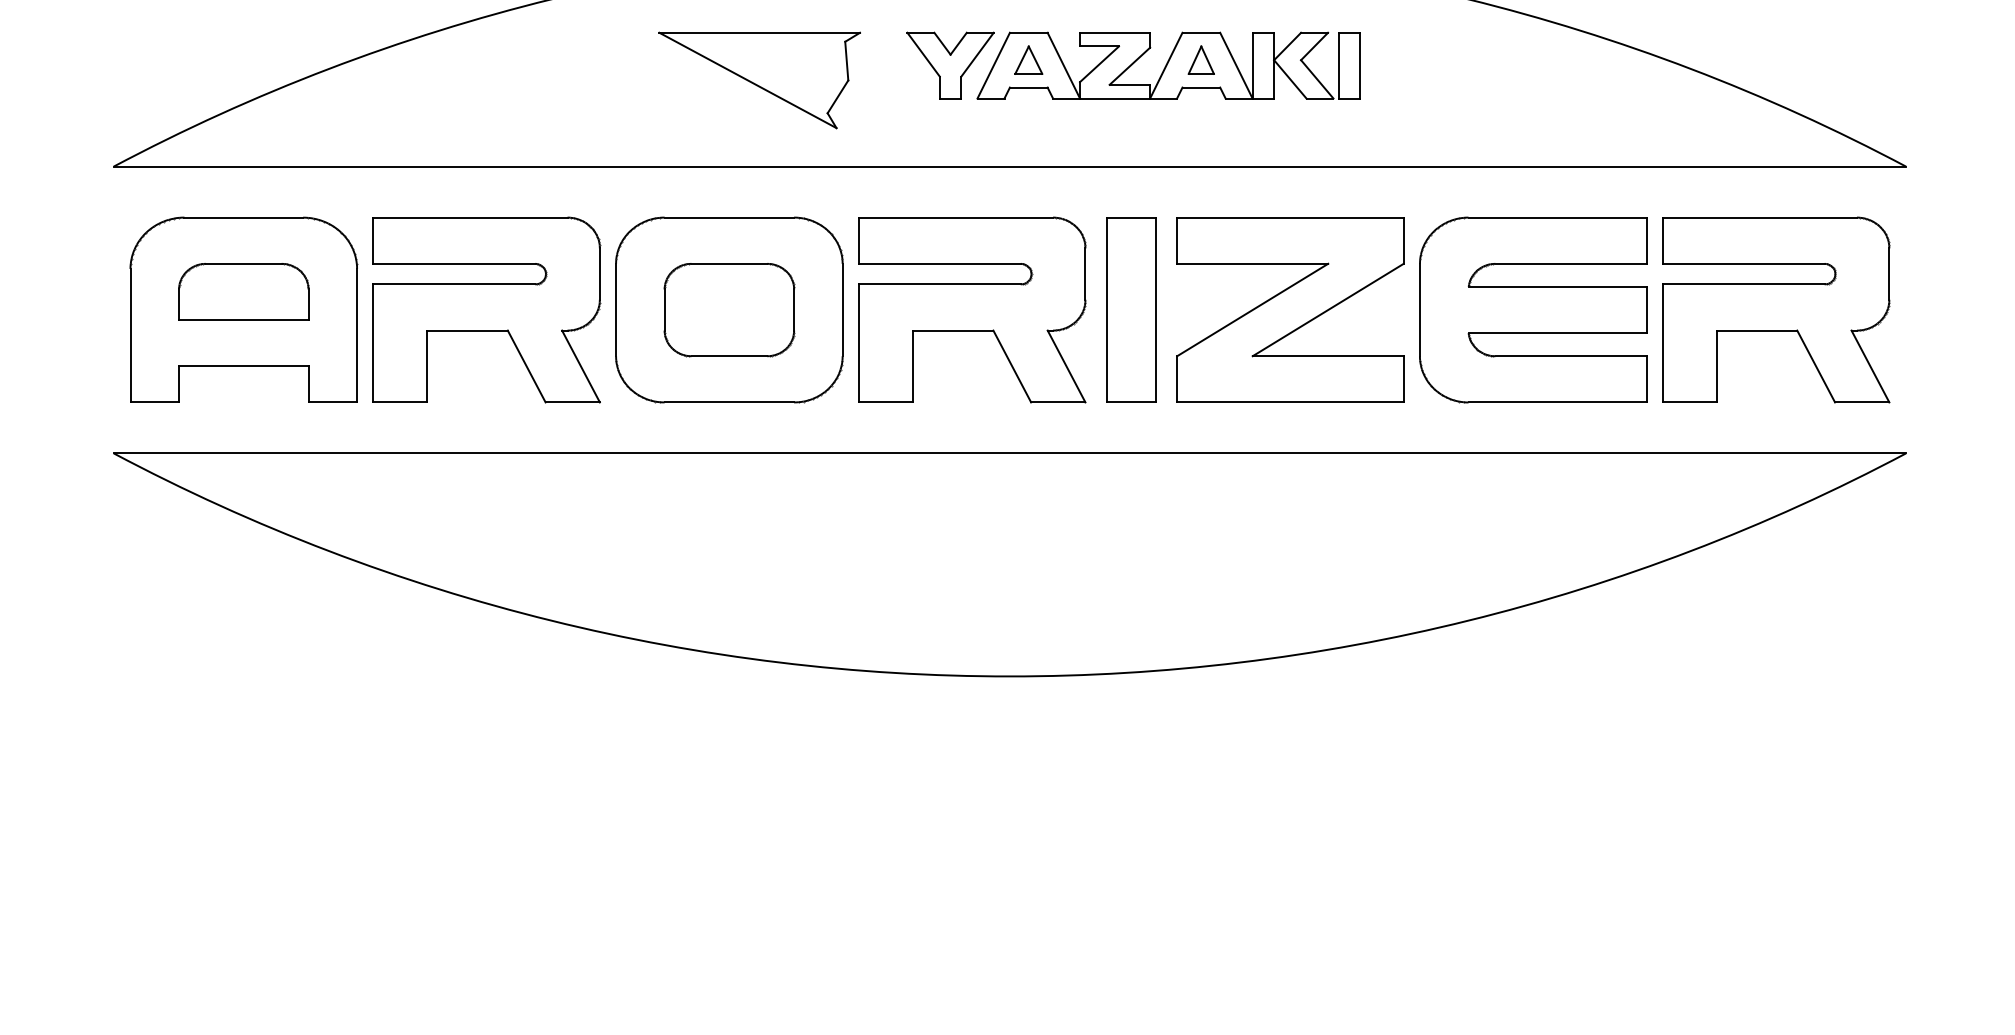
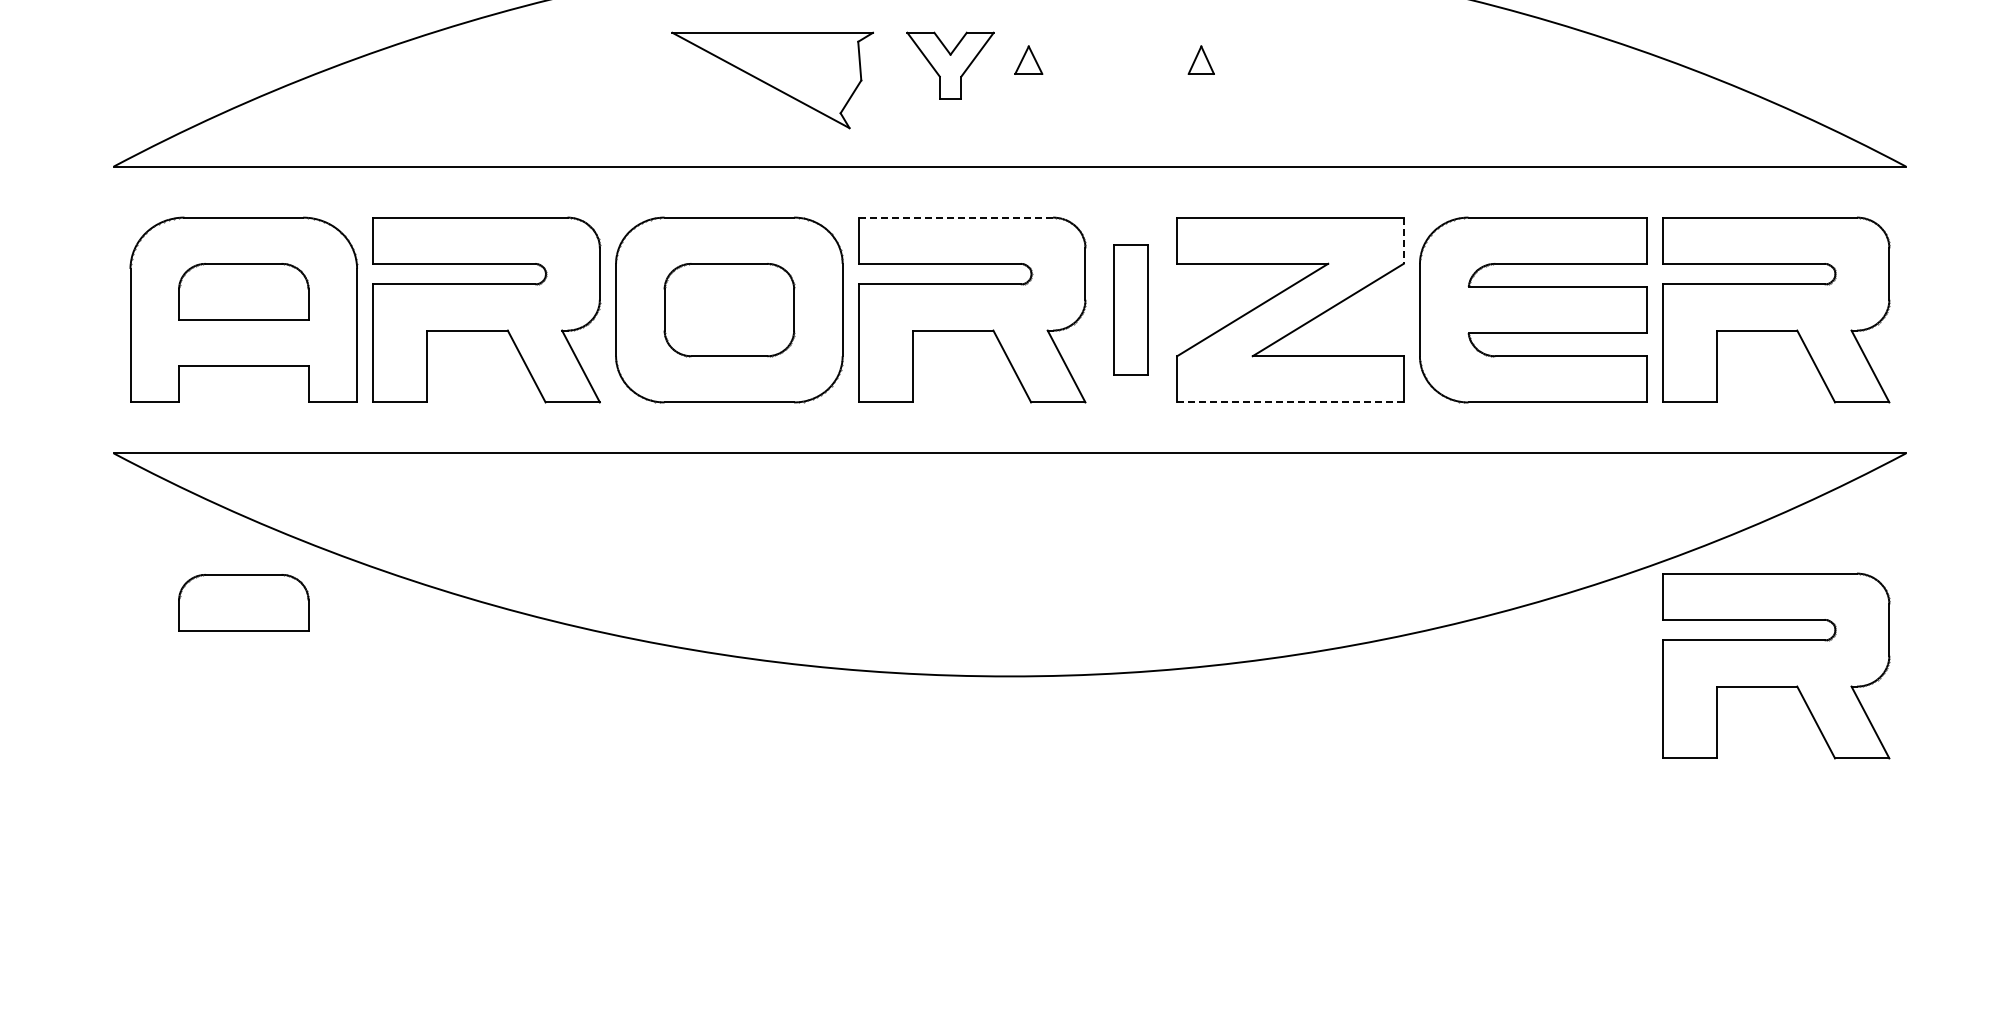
part: present -> none (1168, 65)
part position: (759, 80) -> (772, 80) (772, 80)
line: solid -> dashed (956, 217)
line: solid -> dashed (1403, 241)
part size: 51x186 px -> 36x132 px (1130, 309)
line: solid -> dashed (1290, 402)
part: none -> present (243, 602)
part: none -> present (1776, 665)
